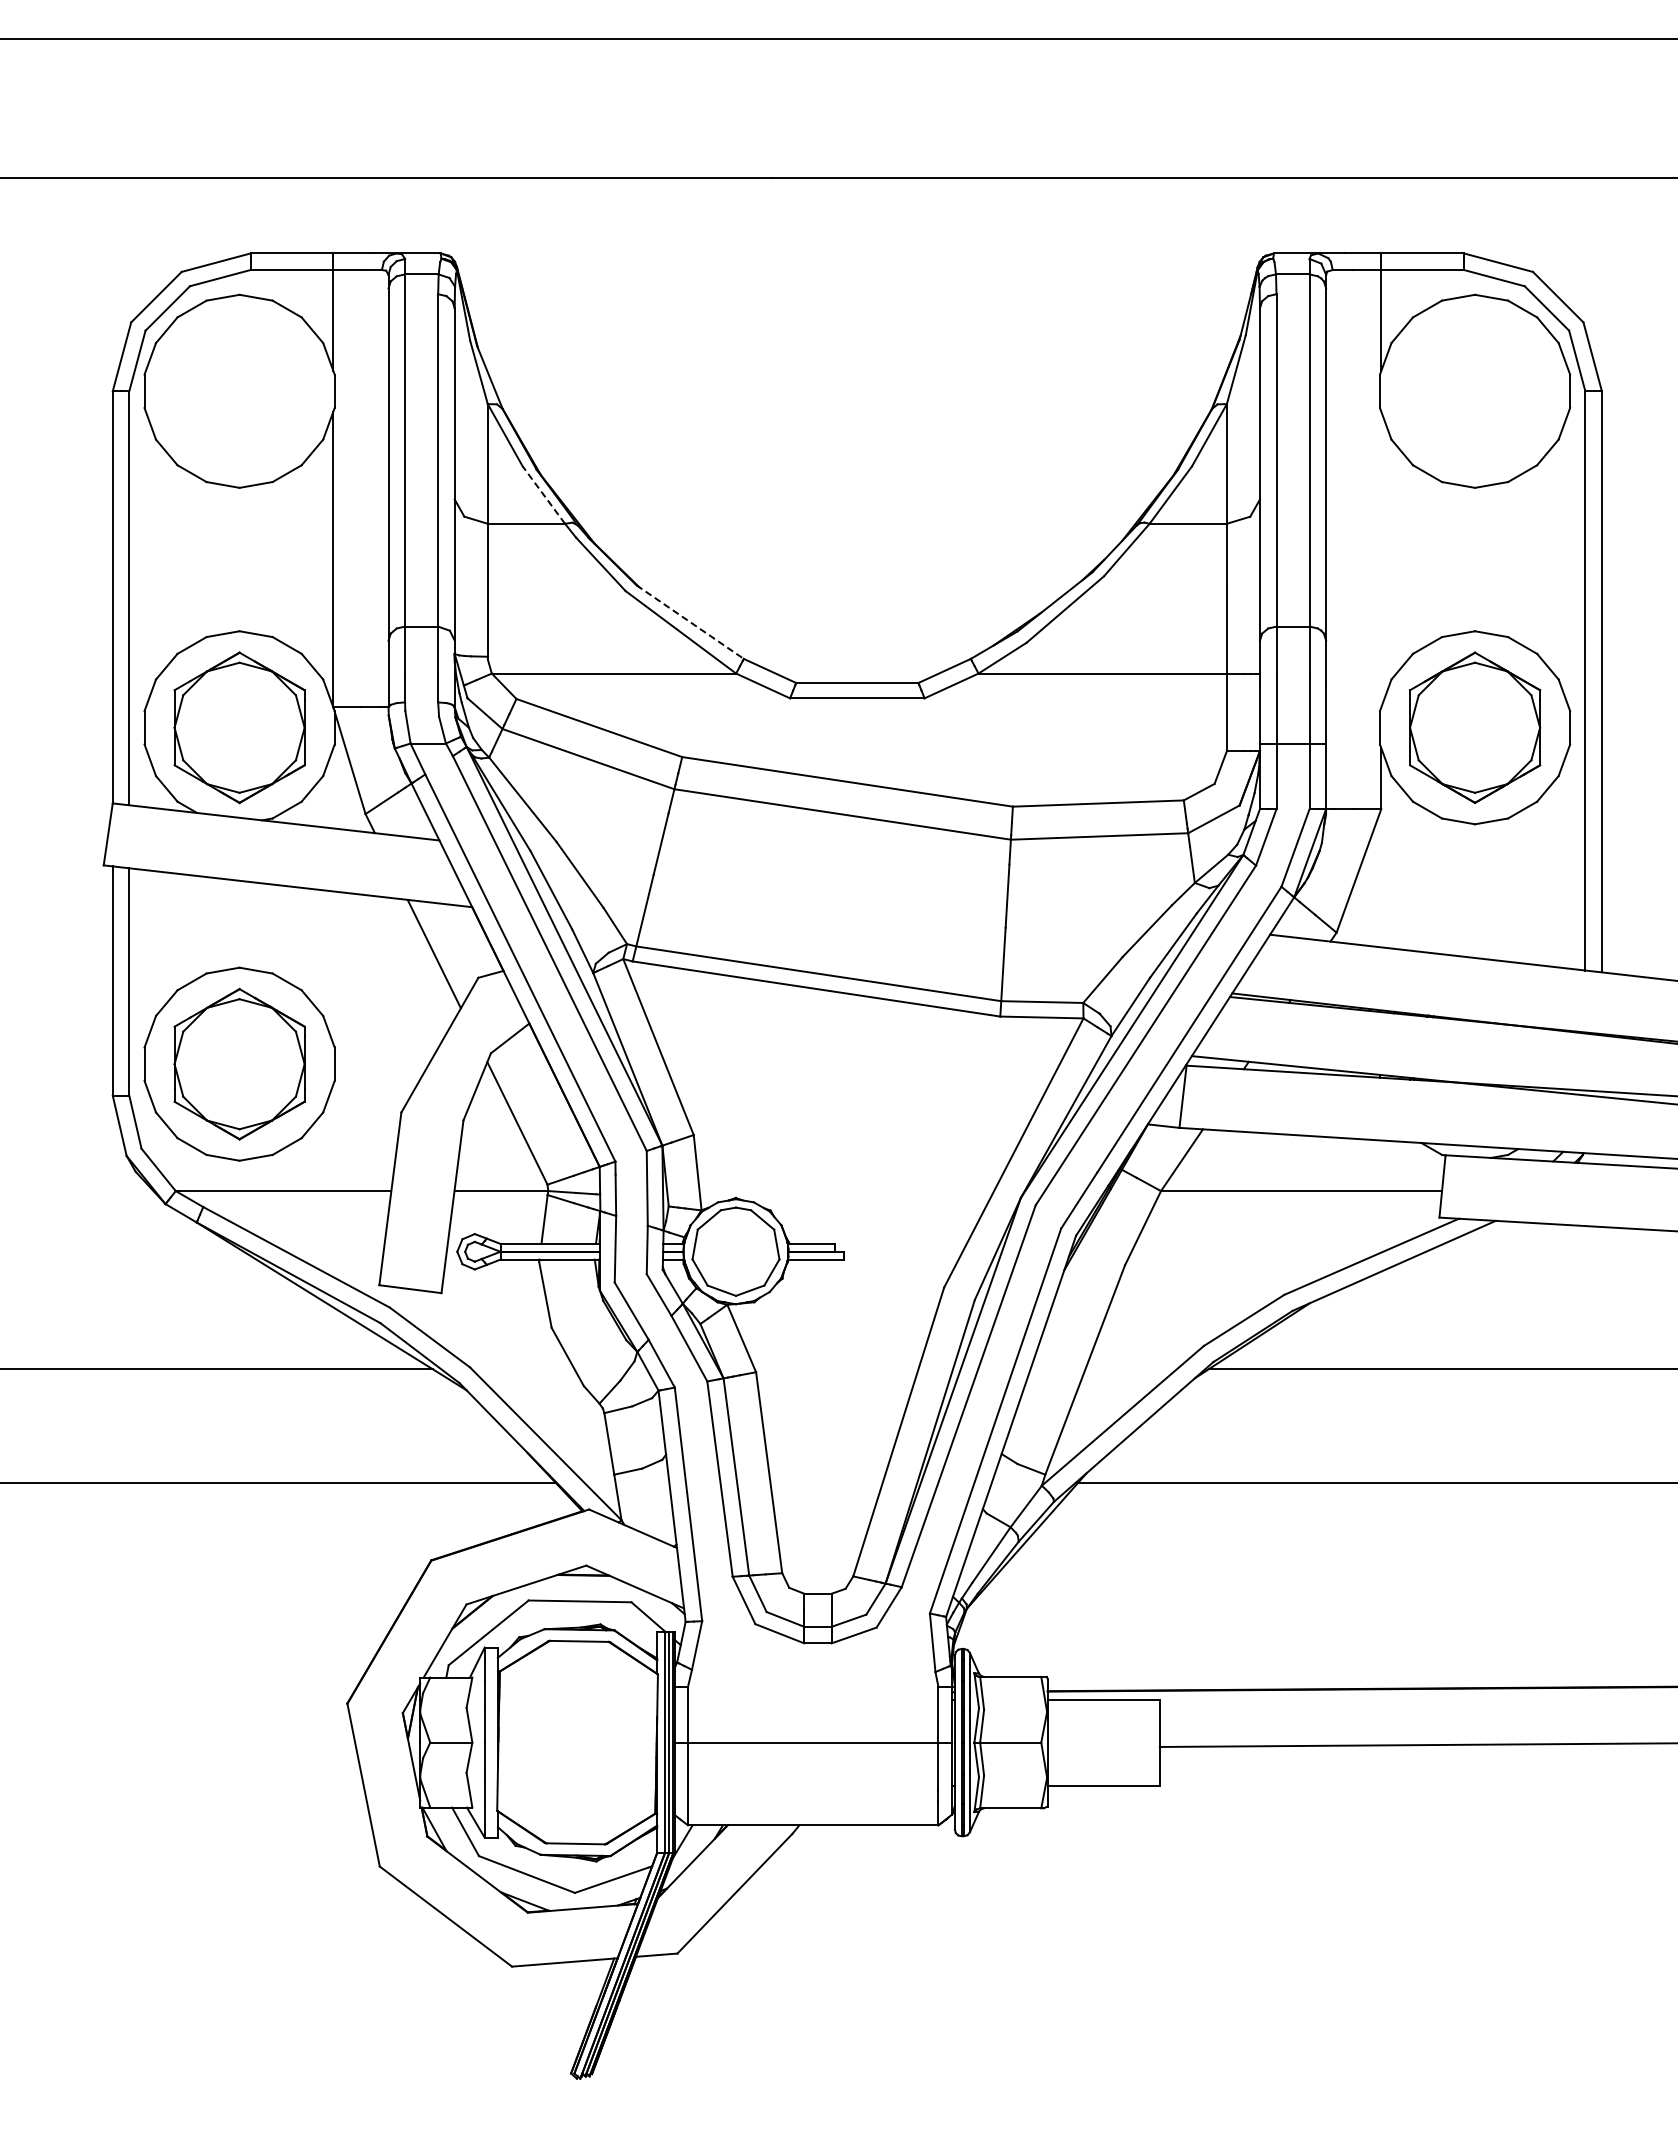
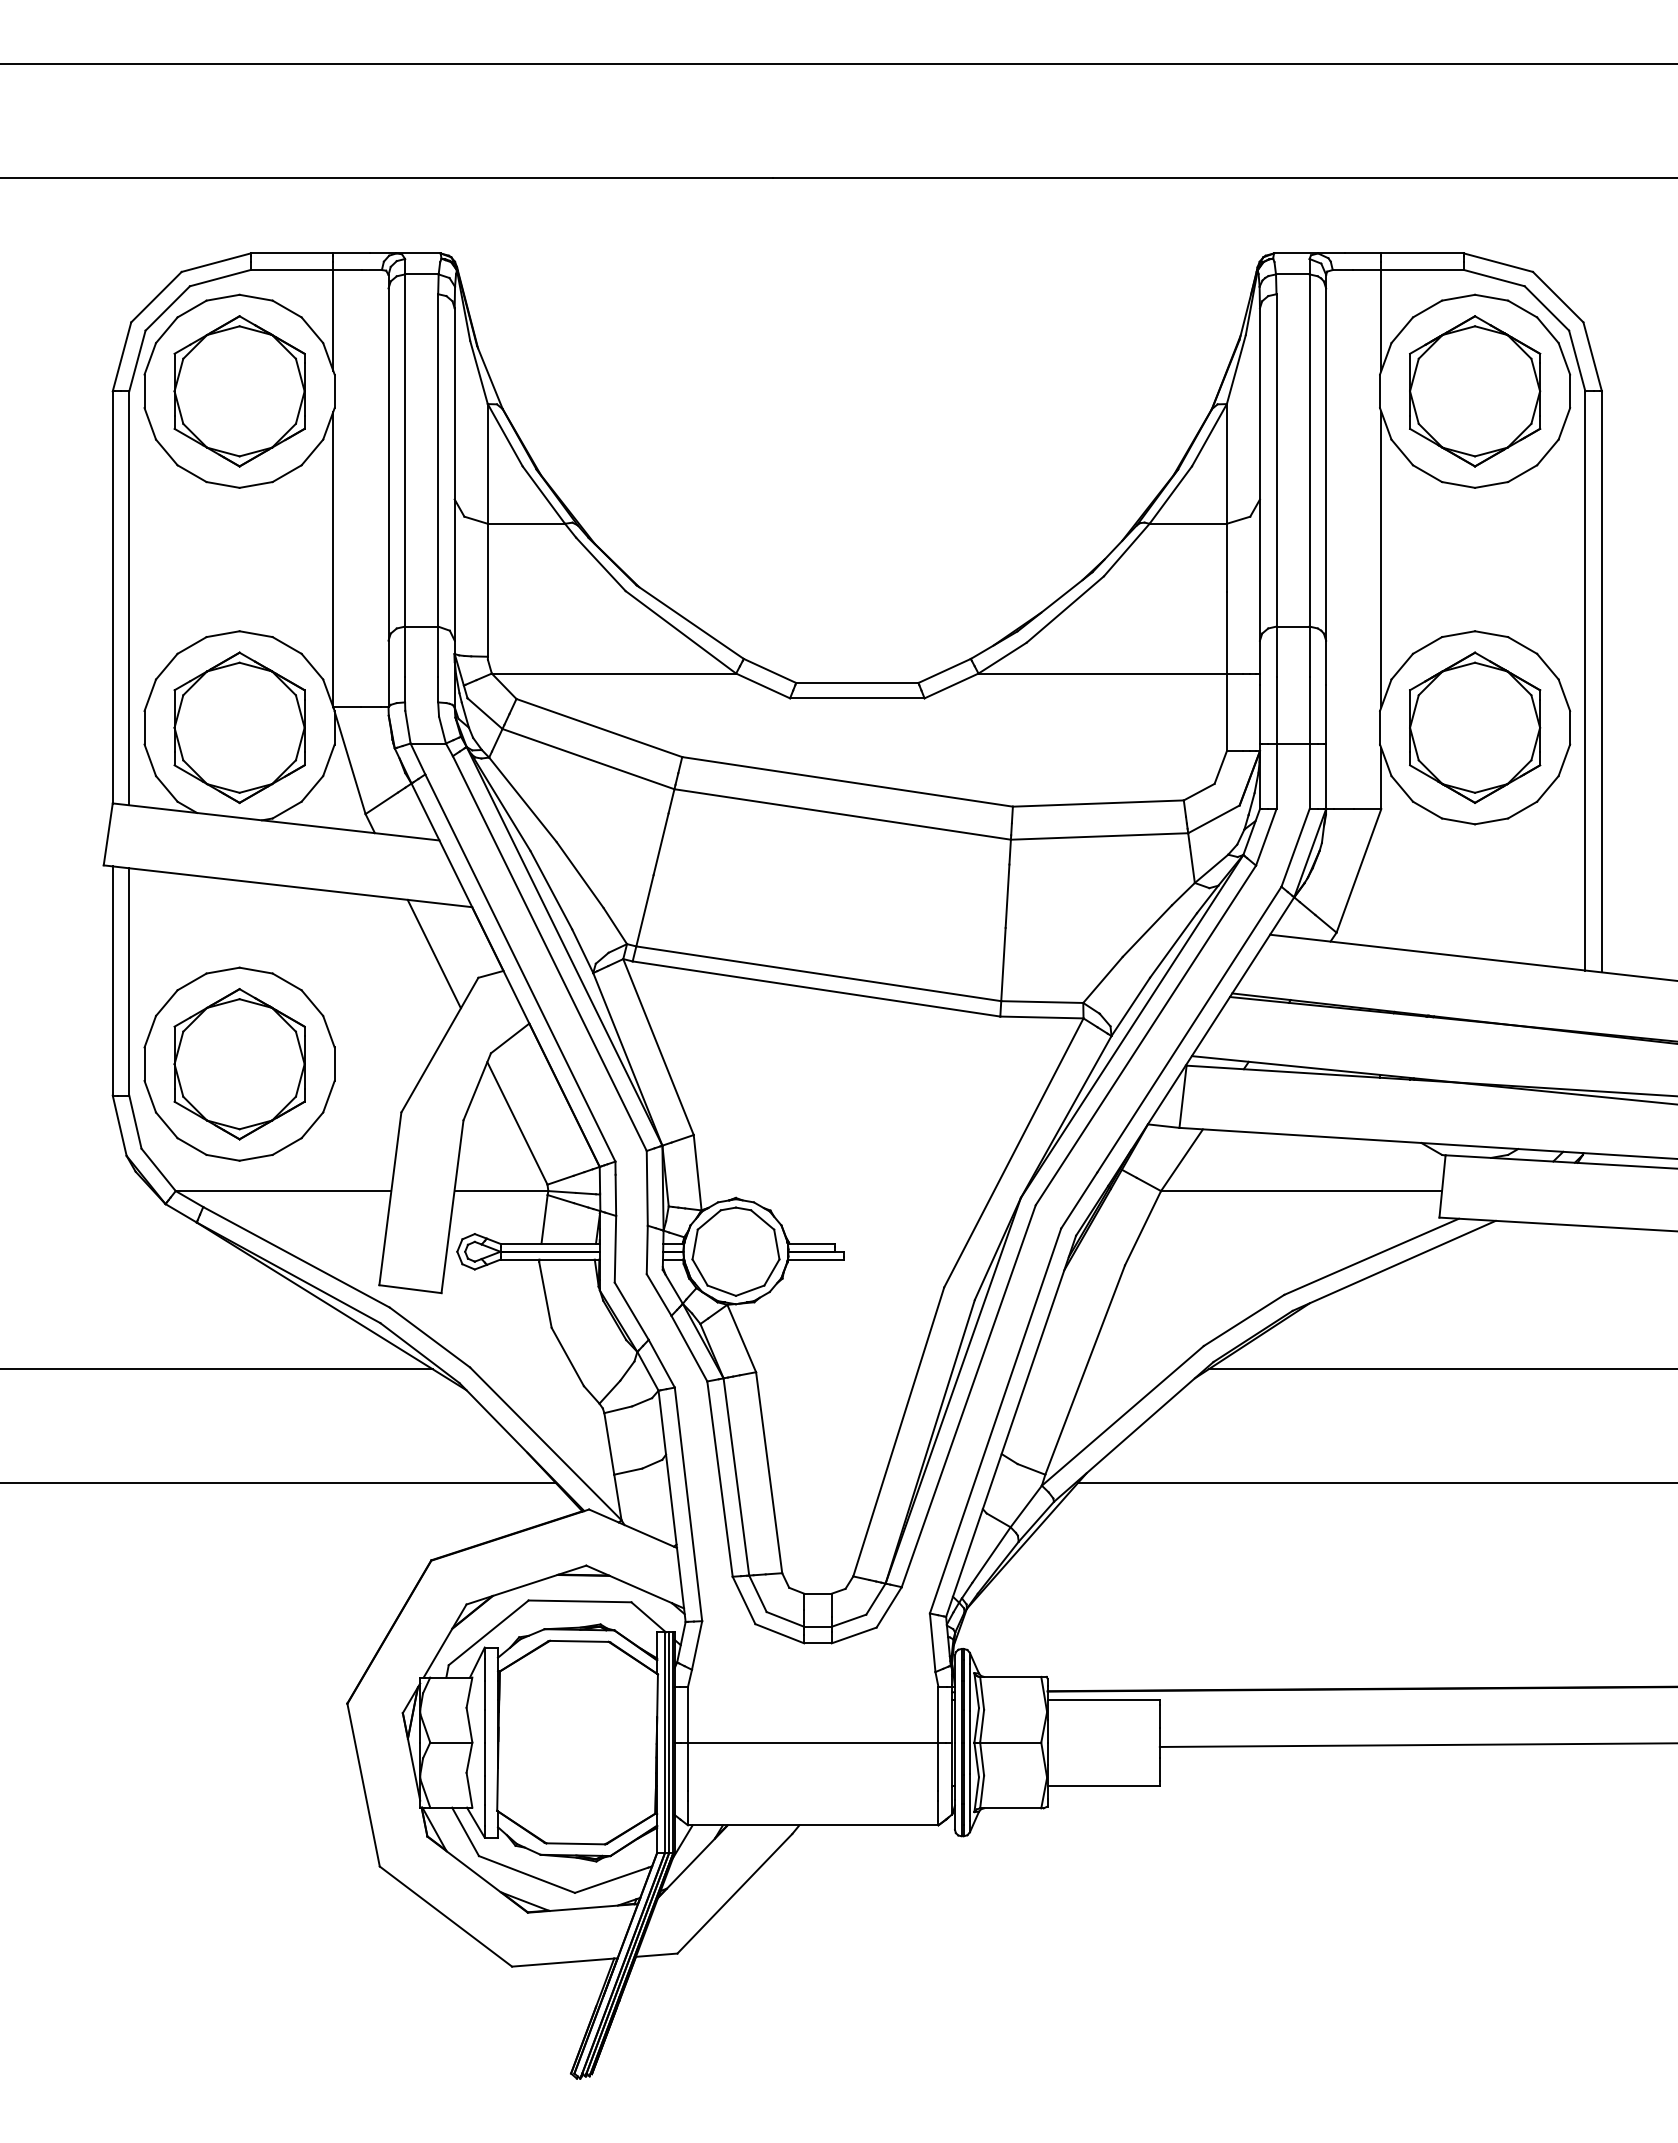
line position: (838, 39) -> (838, 64) (838, 64)
part: none -> present (239, 391)
part: none -> present (1475, 391)
line: dashed -> solid (543, 495)
line: none -> present (1381, 559)
line: dashed -> solid (690, 622)
